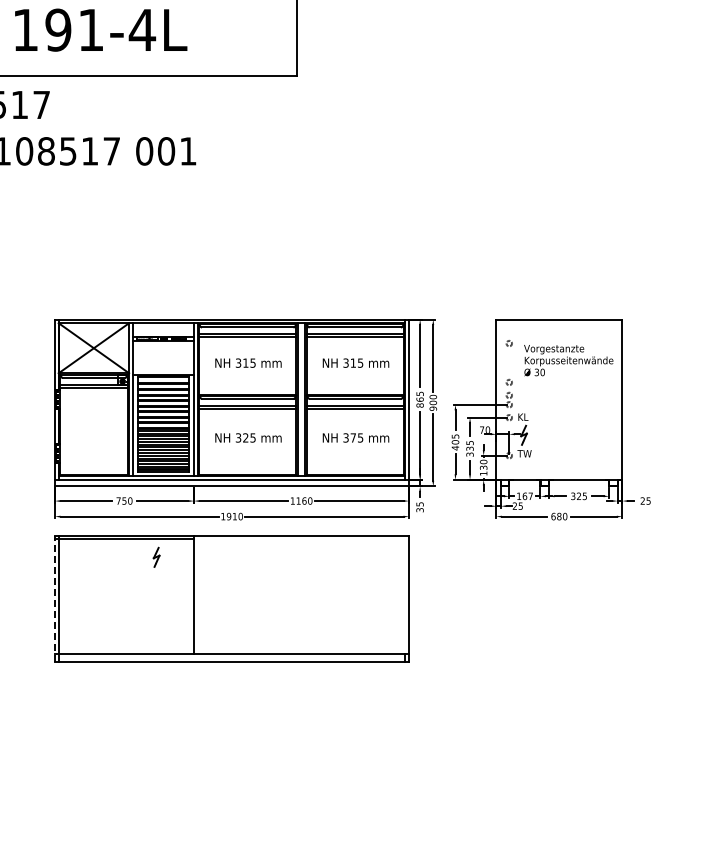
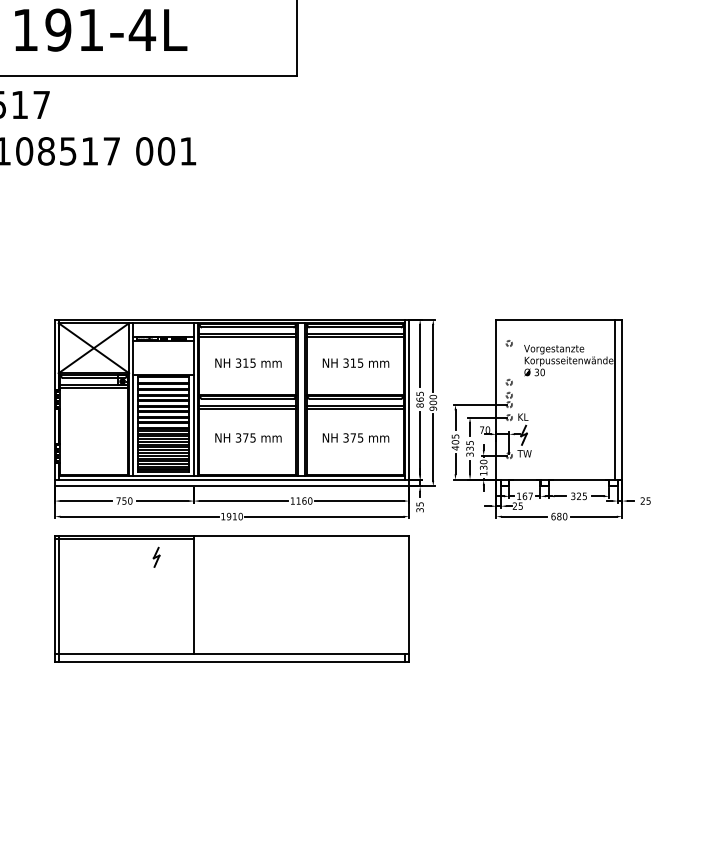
line: none -> present (614, 399)
text: 325 -> 375 (245, 437)
line: dashed -> solid (54, 598)
